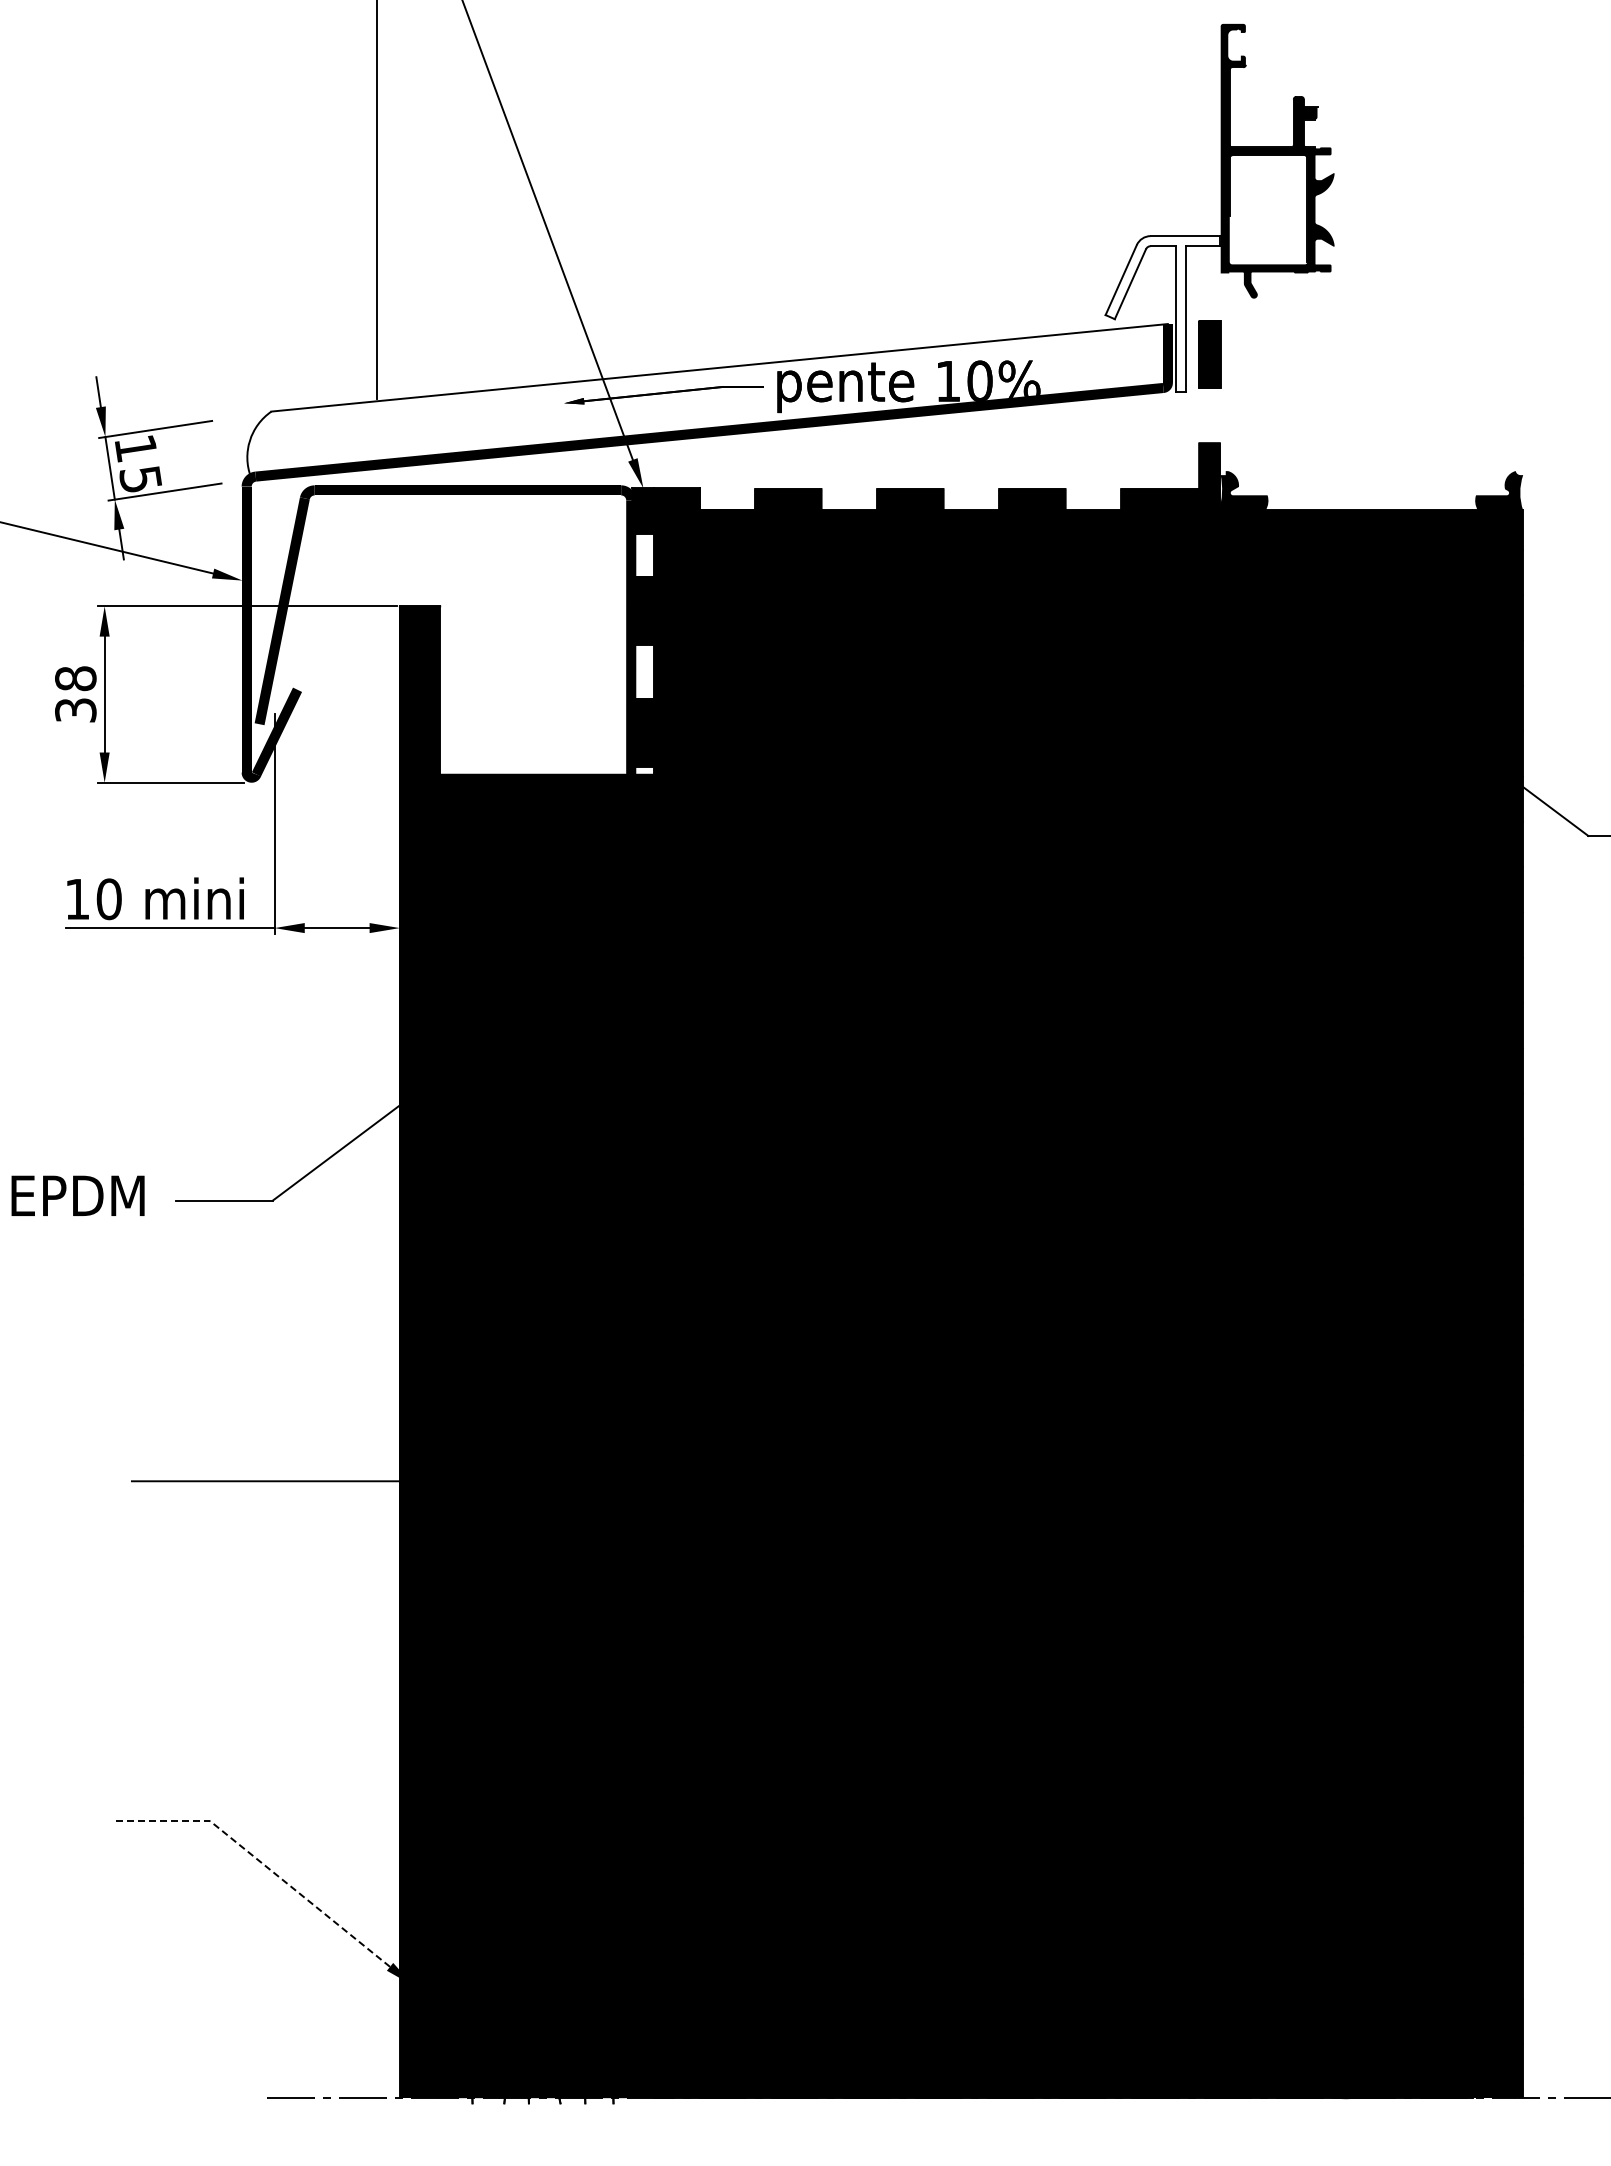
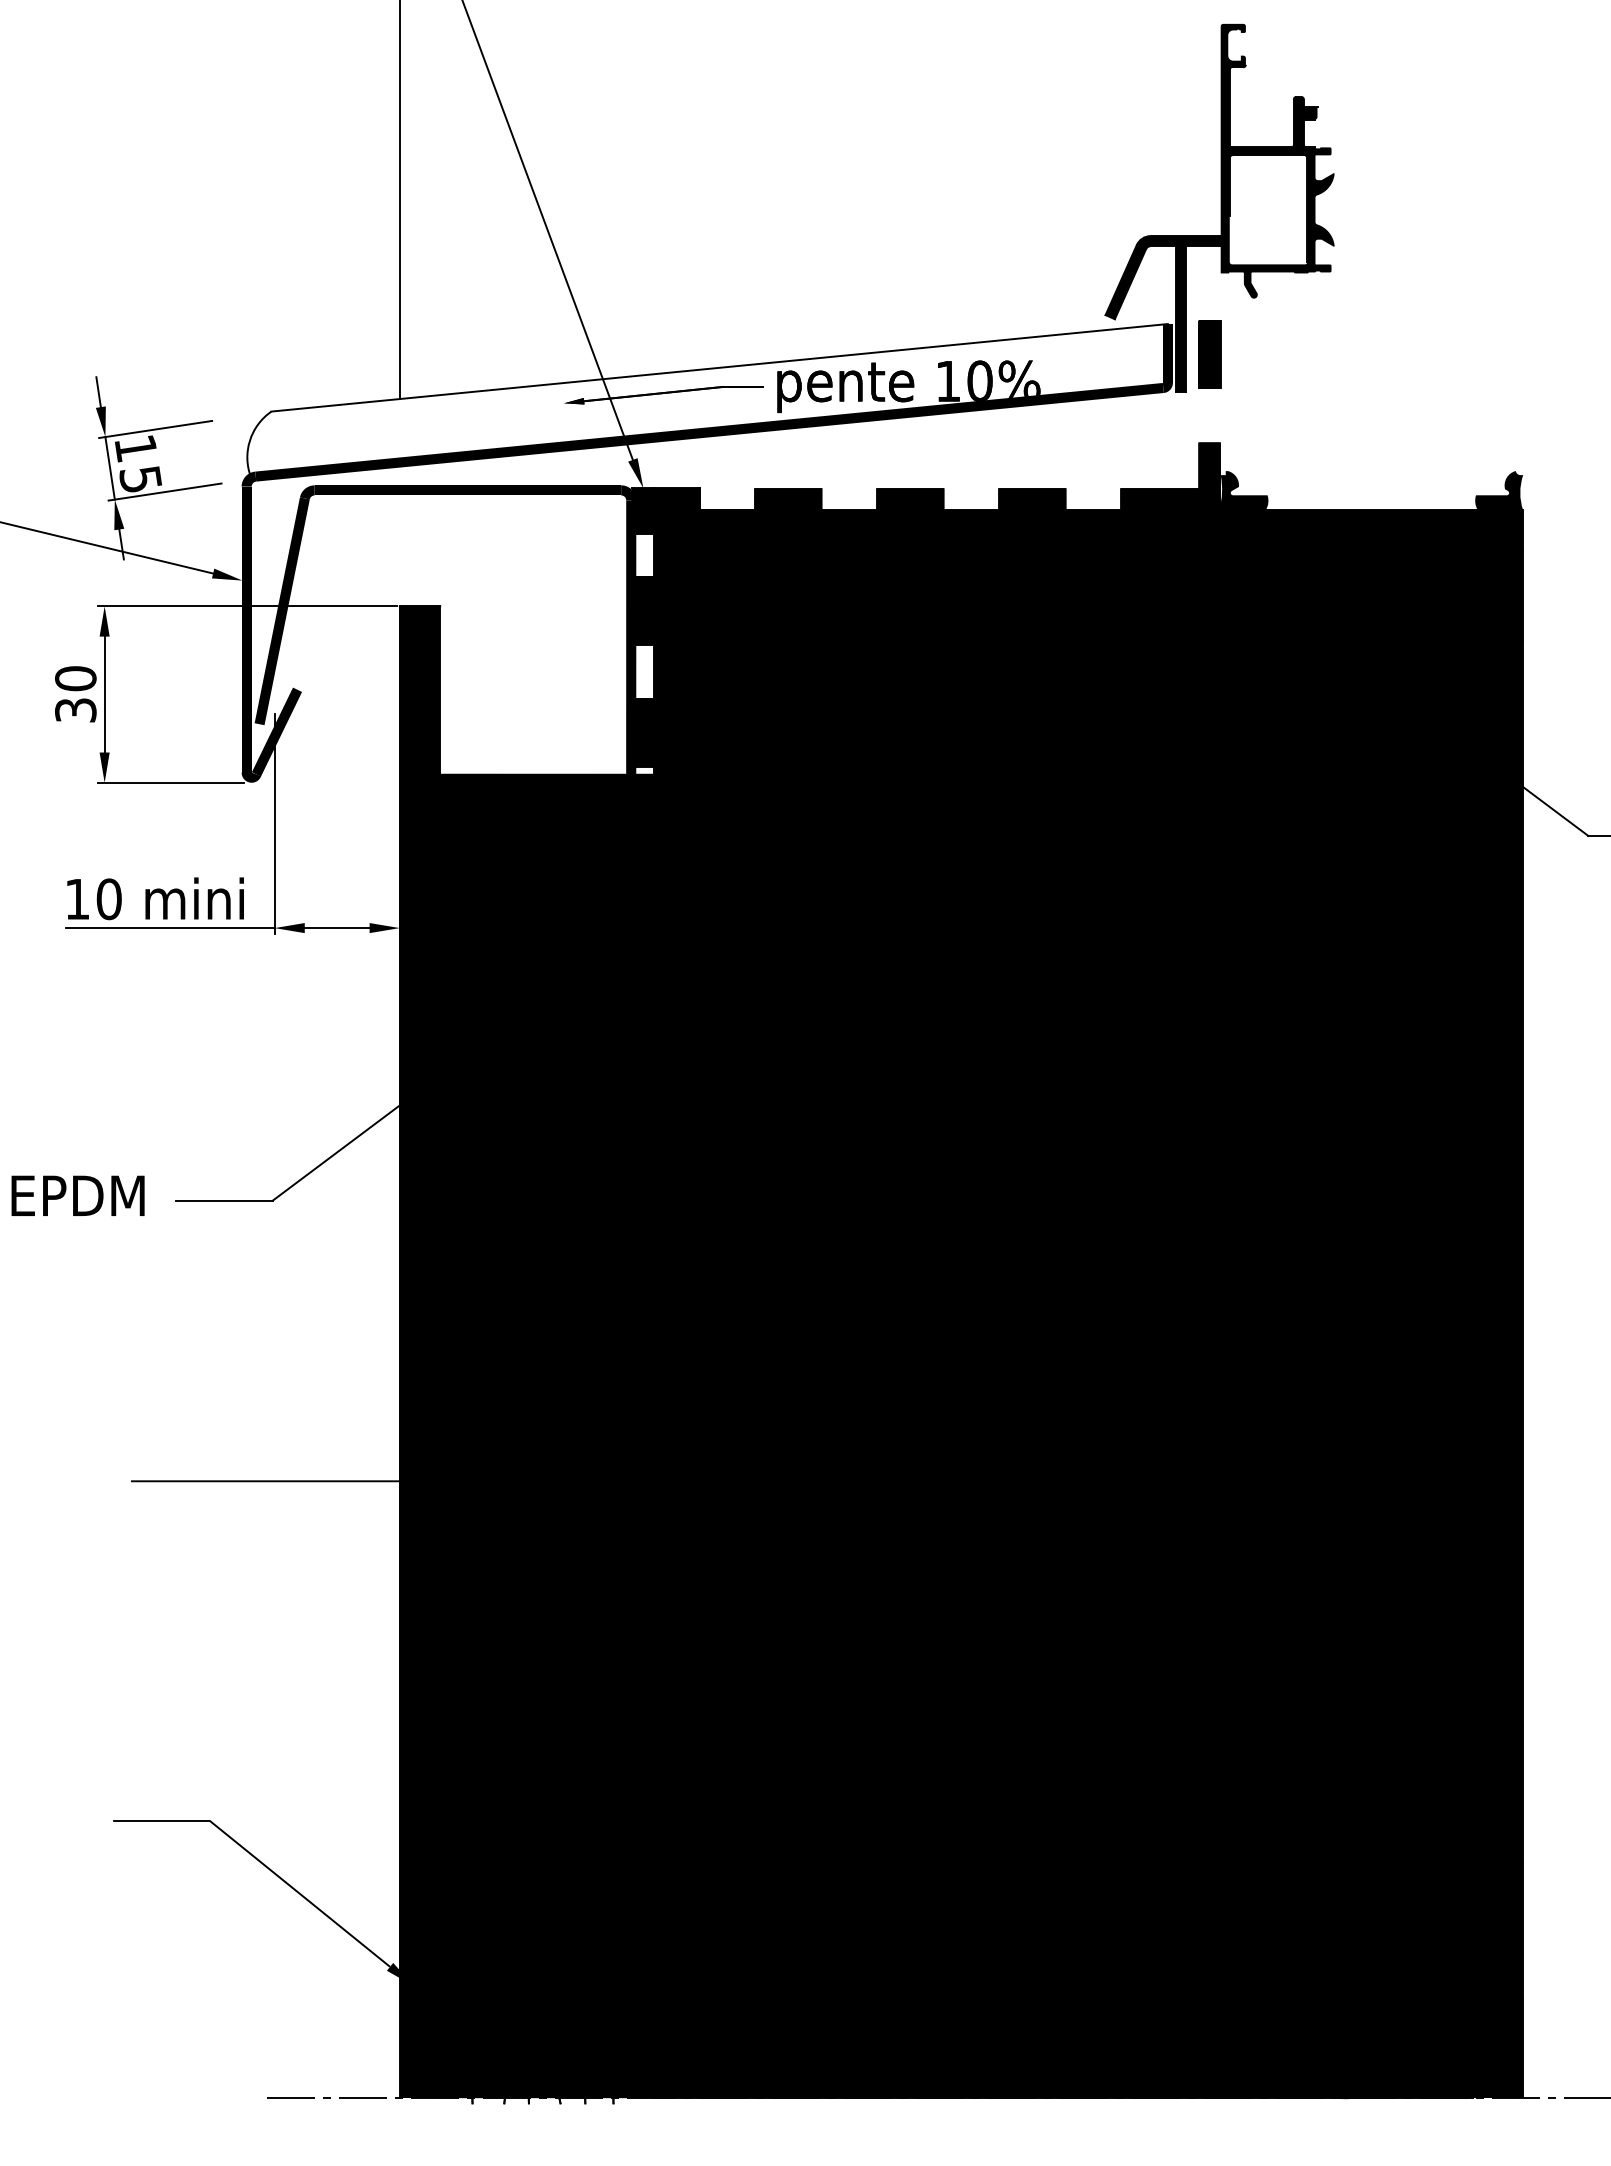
line position: (376, 200) -> (399, 200) (399, 200)
fill: none -> present (1162, 314)
text: 38 -> 30 (75, 678)
line: dashed -> solid (261, 1863)
